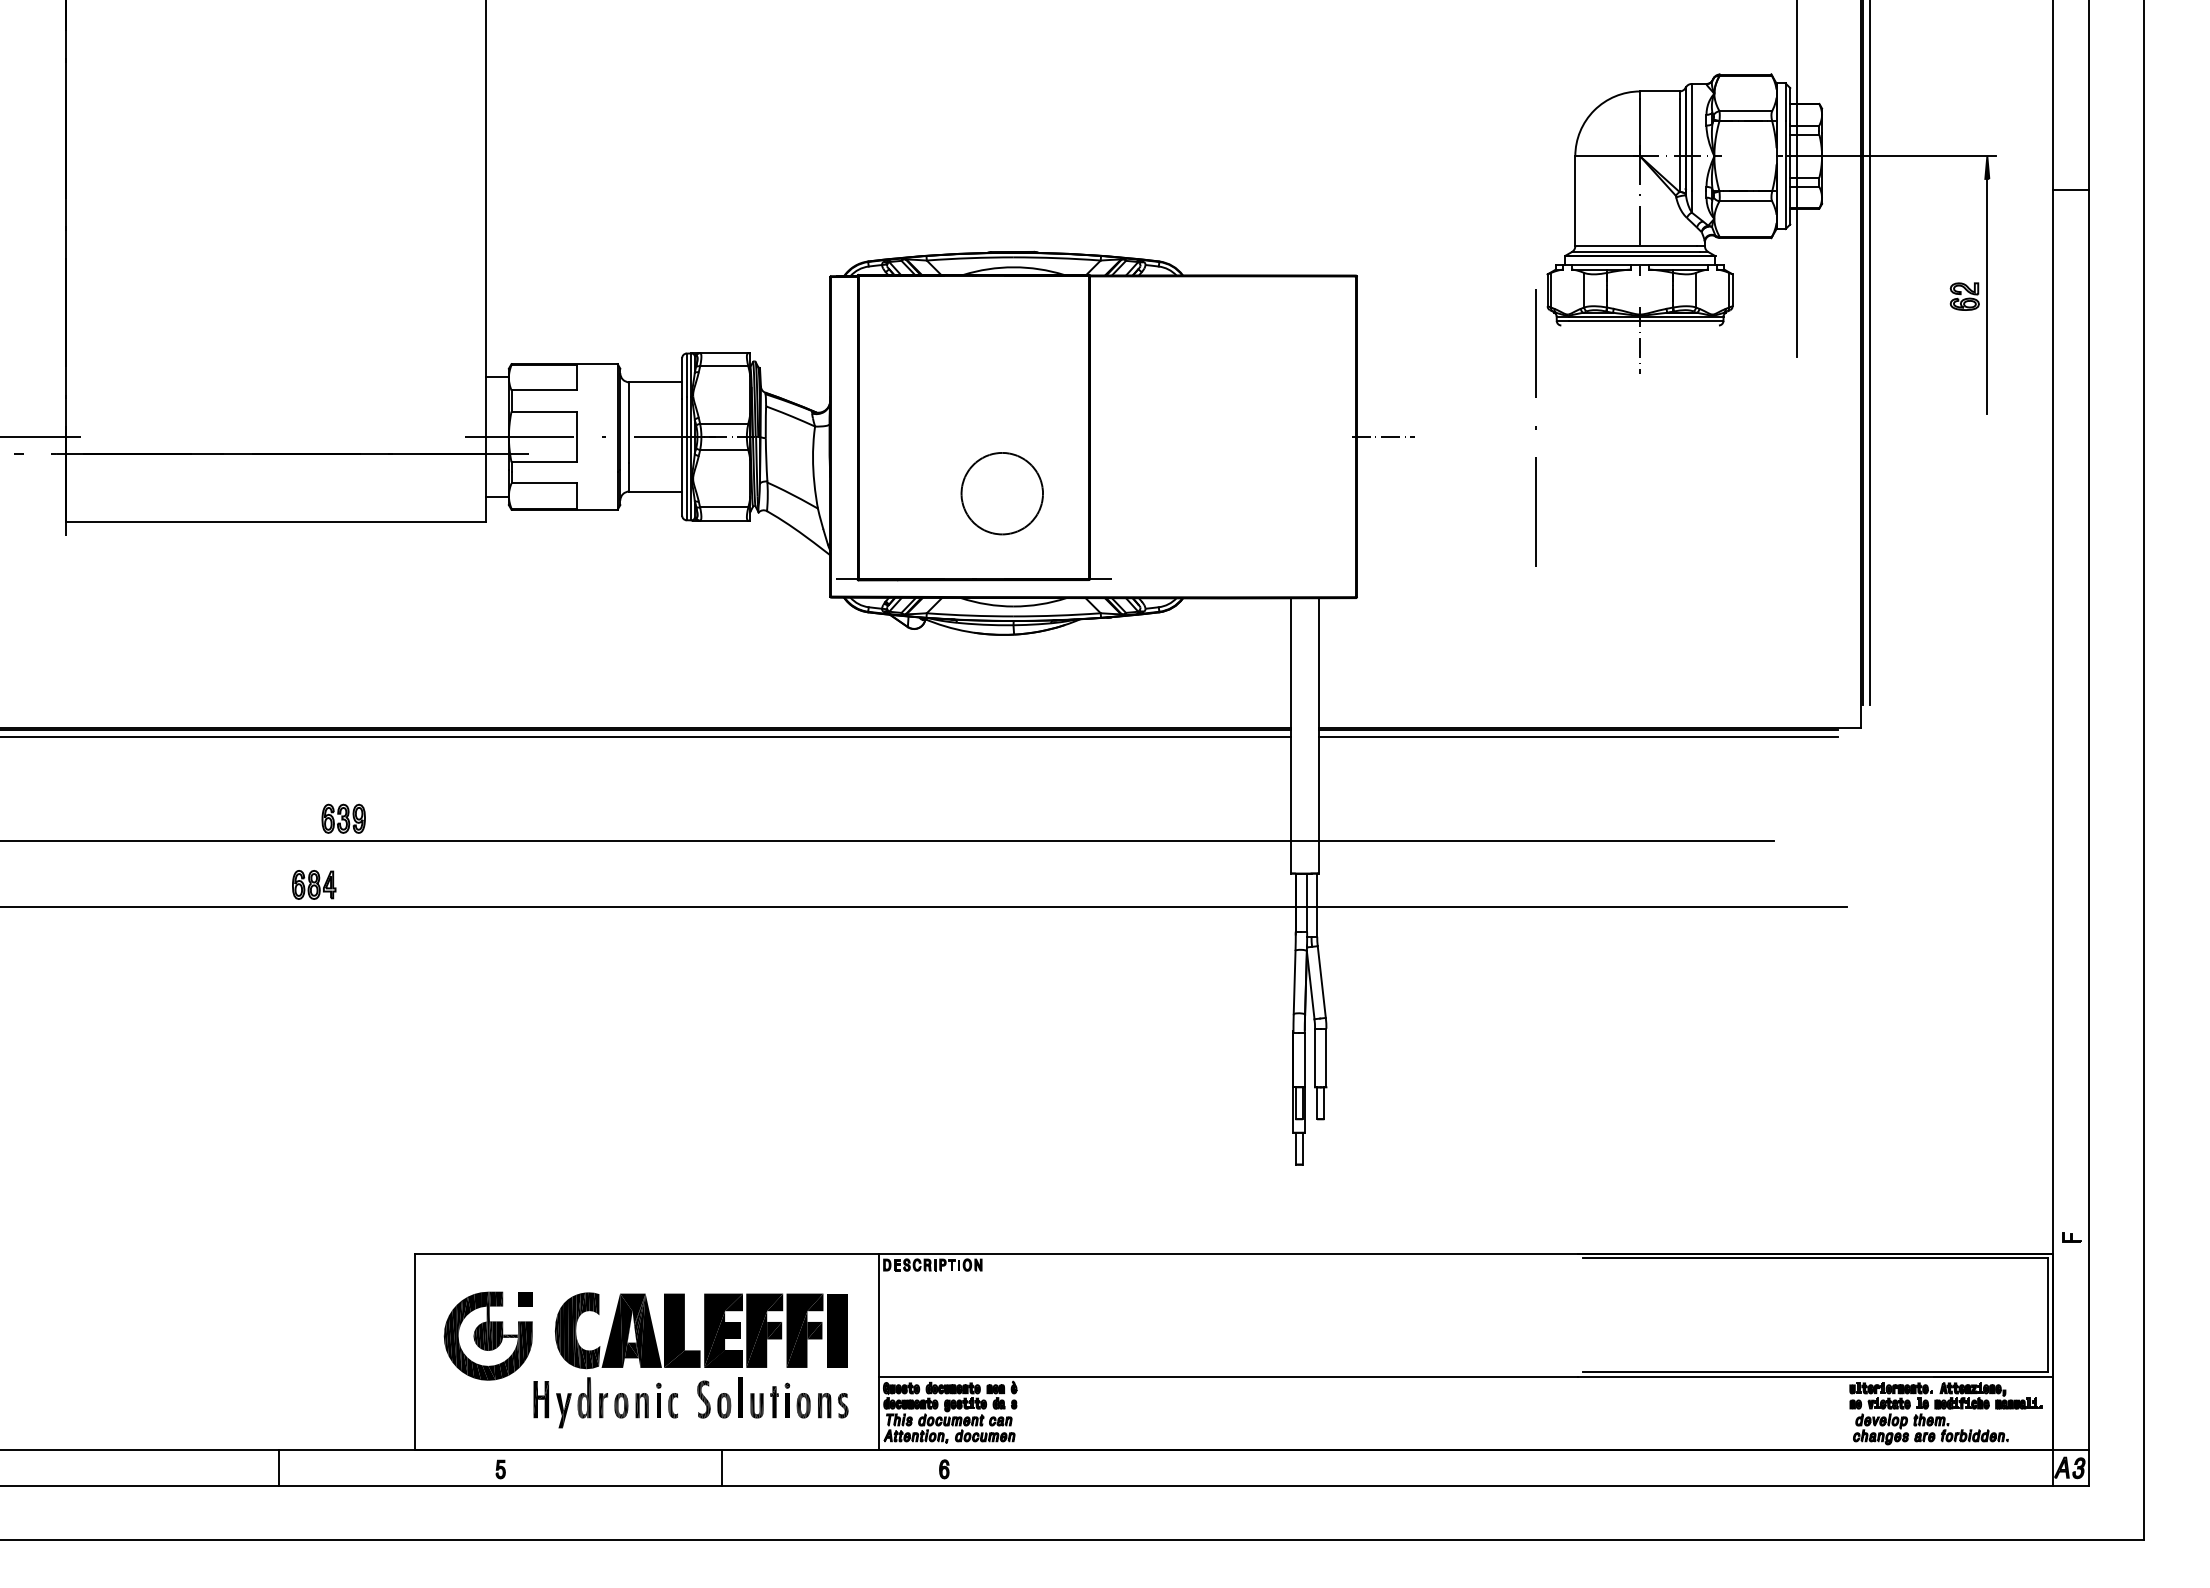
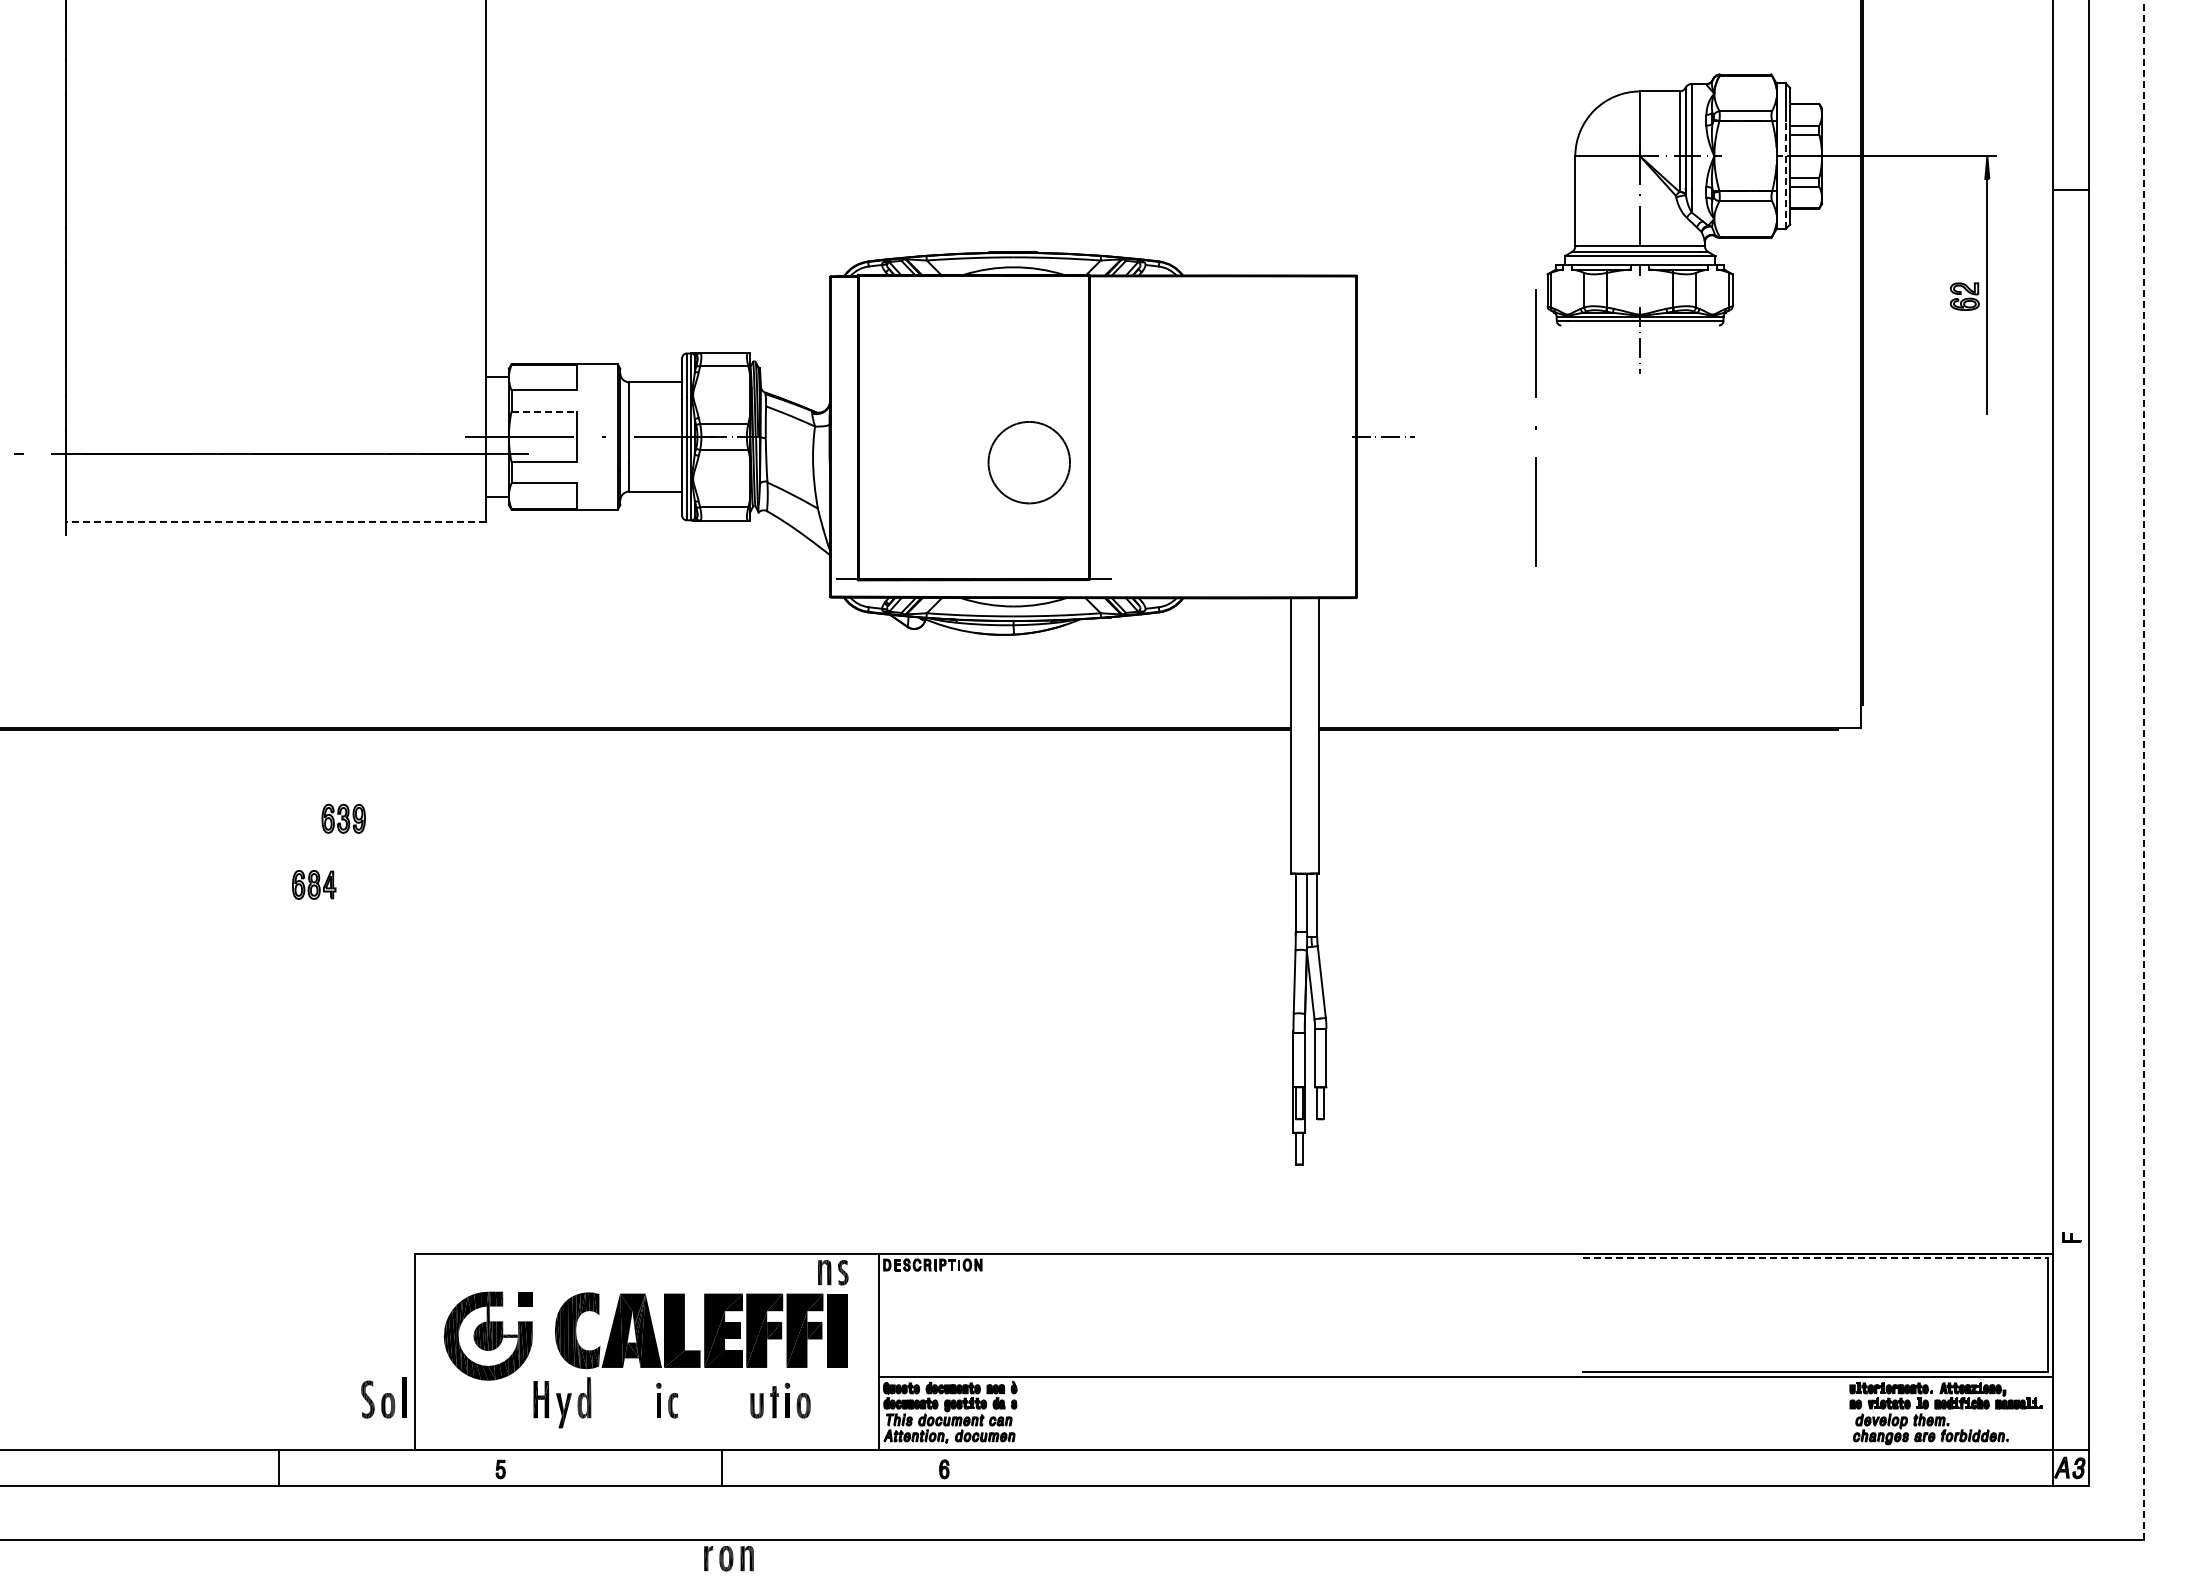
line: solid -> dashed (1785, 175)
line: present -> none (1797, 179)
line: present -> none (1869, 353)
line: solid -> dashed (544, 411)
line: present -> none (41, 436)
part position: (1001, 493) -> (1028, 462) (1028, 462)
line: solid -> dashed (276, 522)
line: present -> none (646, 737)
line: present -> none (1578, 737)
line: solid -> dashed (2143, 770)
line: present -> none (888, 841)
line: present -> none (924, 907)
line: solid -> dashed (1815, 1258)
part position: (719, 1397) -> (383, 1397) (383, 1397)
part position: (623, 1405) -> (728, 1558) (728, 1558)
part position: (833, 1405) -> (833, 1272) (833, 1272)
